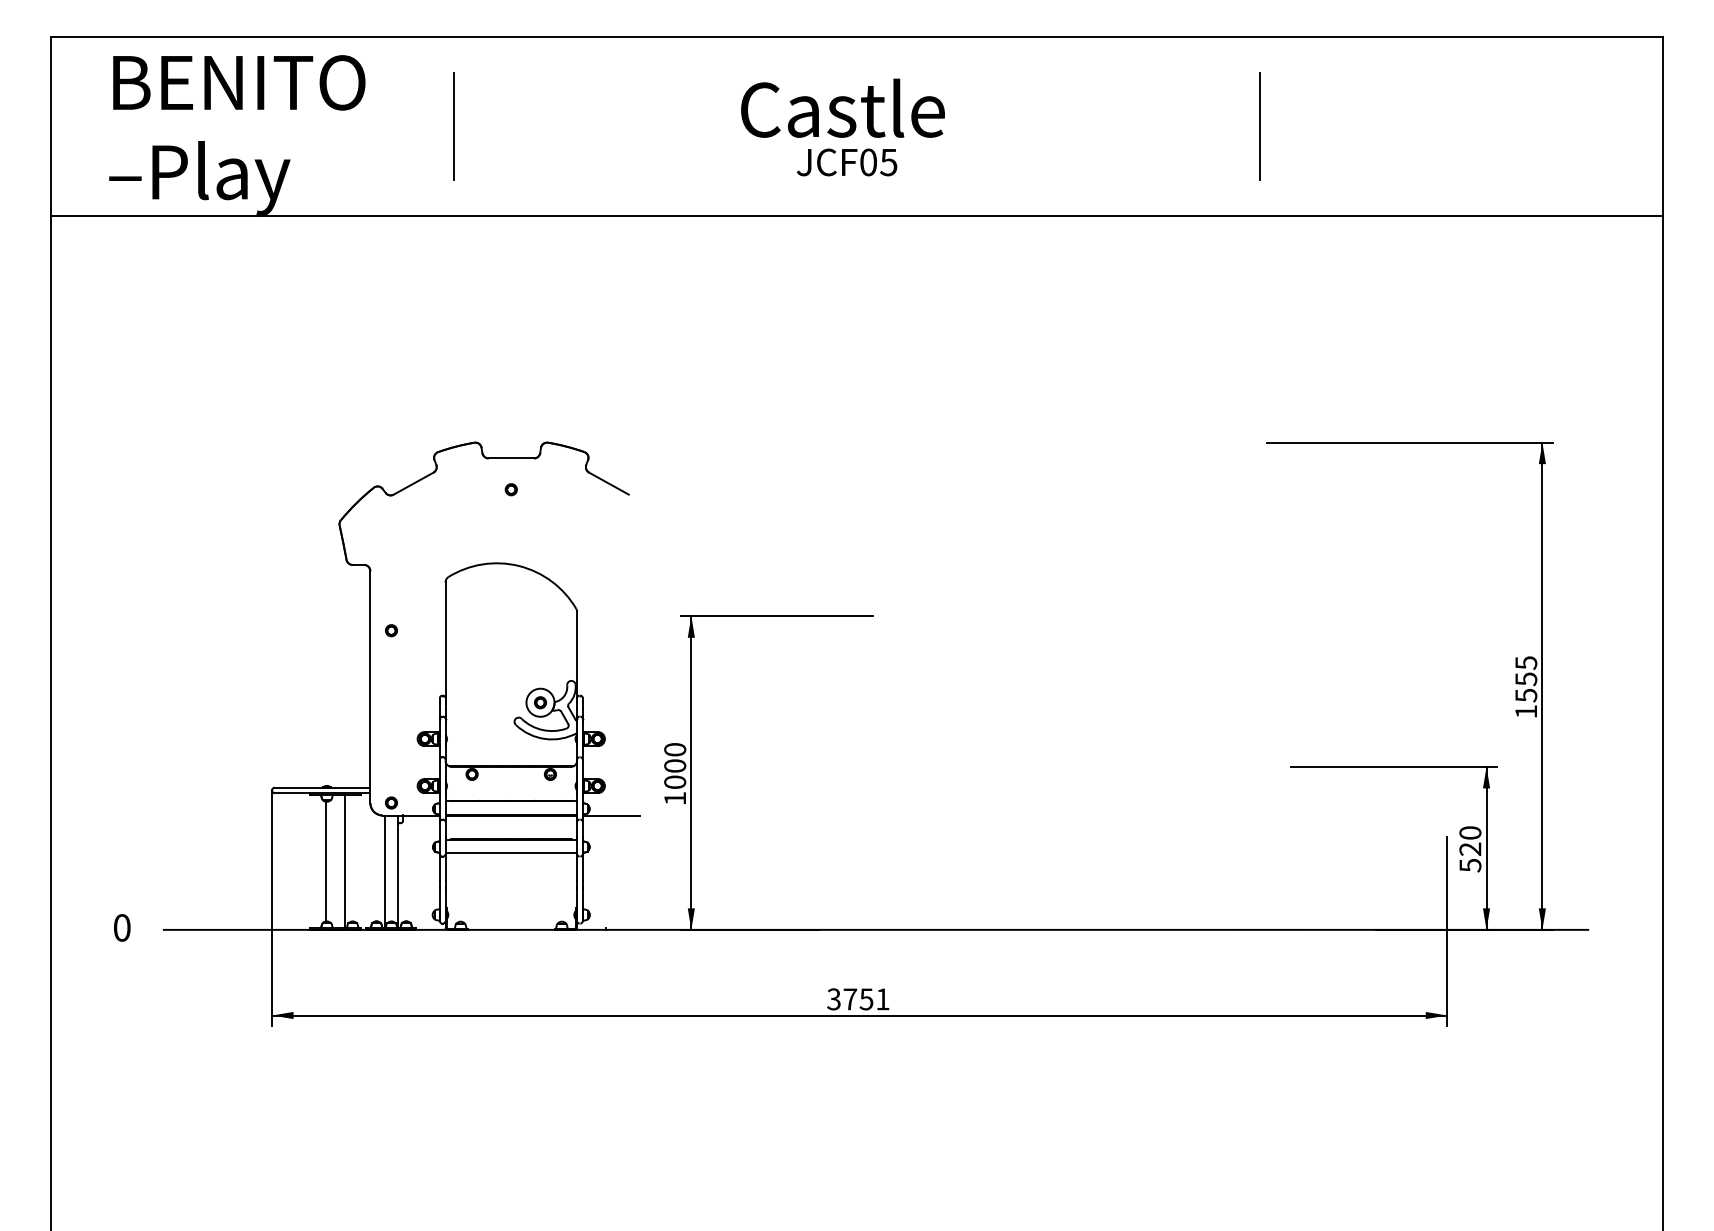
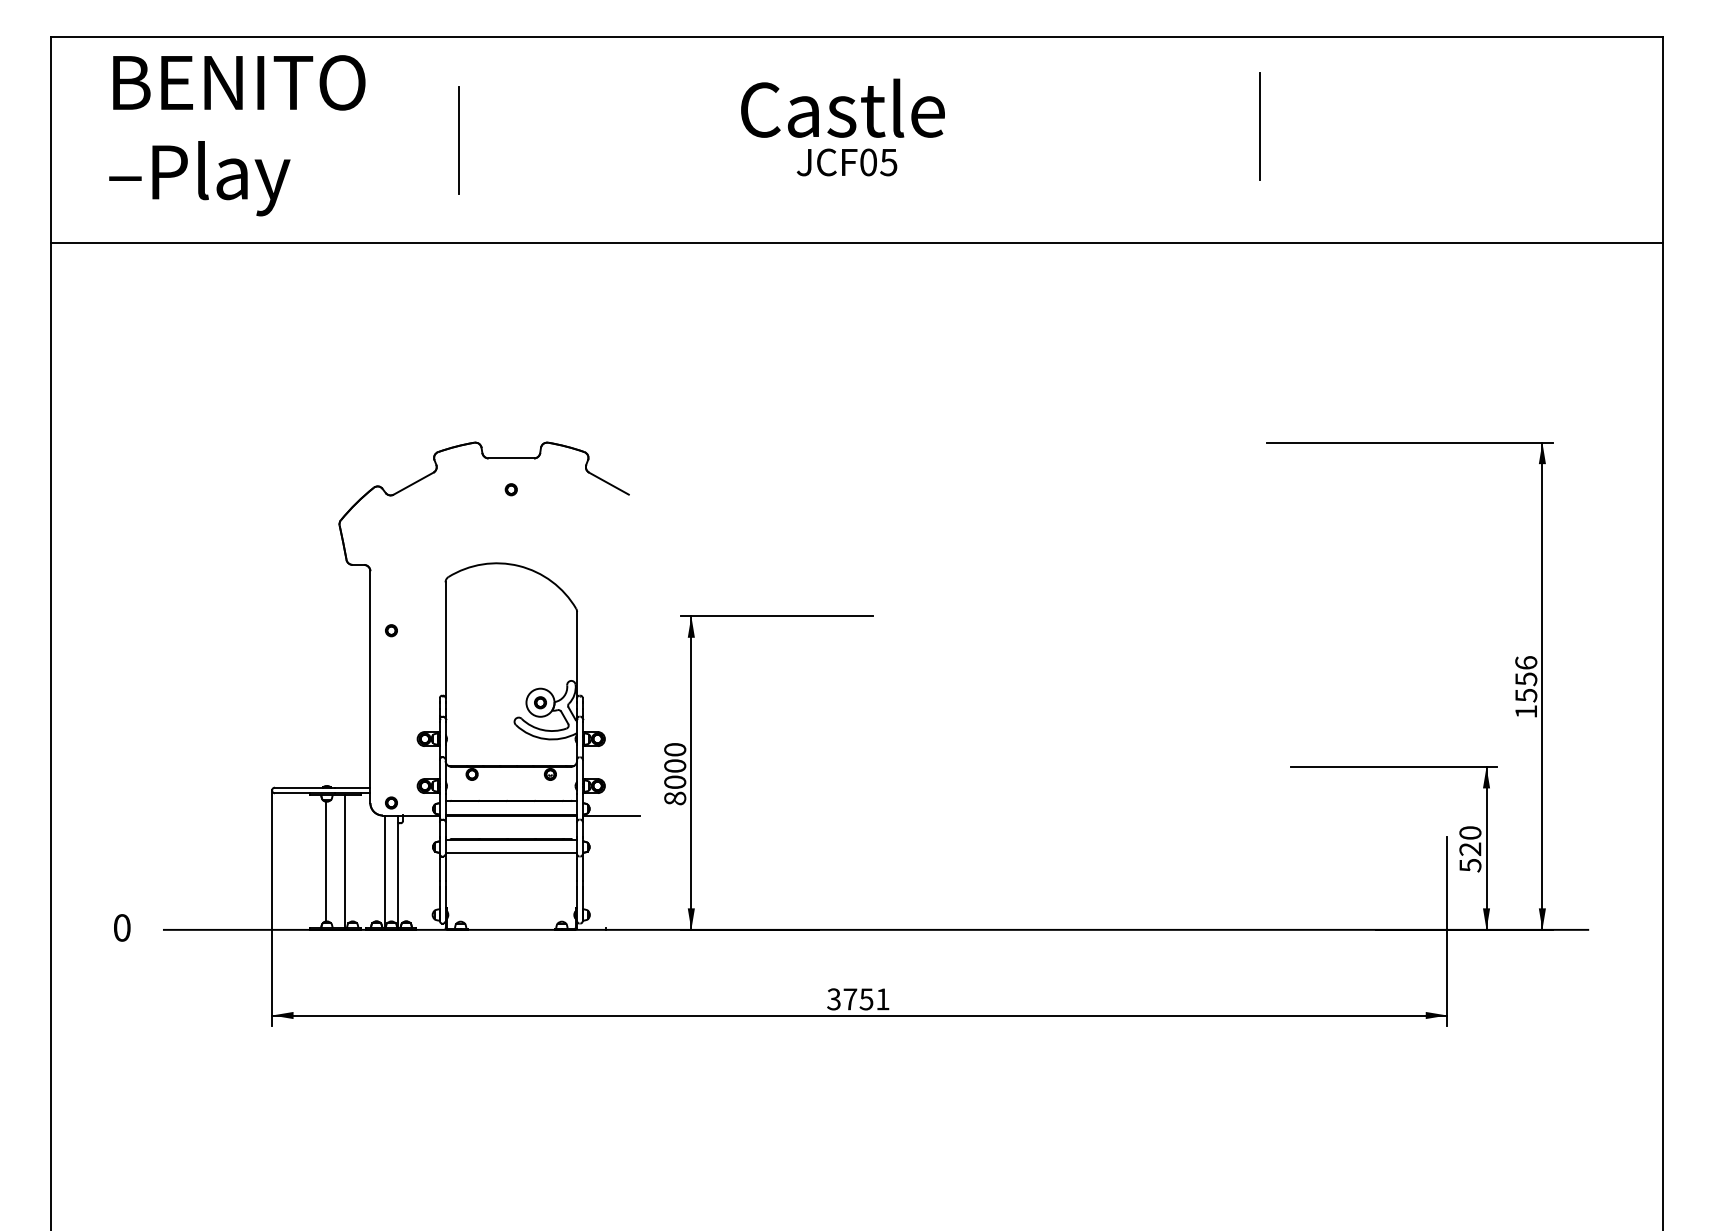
line position: (453, 126) -> (458, 140) (458, 140)
line position: (856, 216) -> (856, 243) (856, 243)
text: 1555 -> 1556 (1526, 662)
text: 1000 -> 8000 (675, 798)
